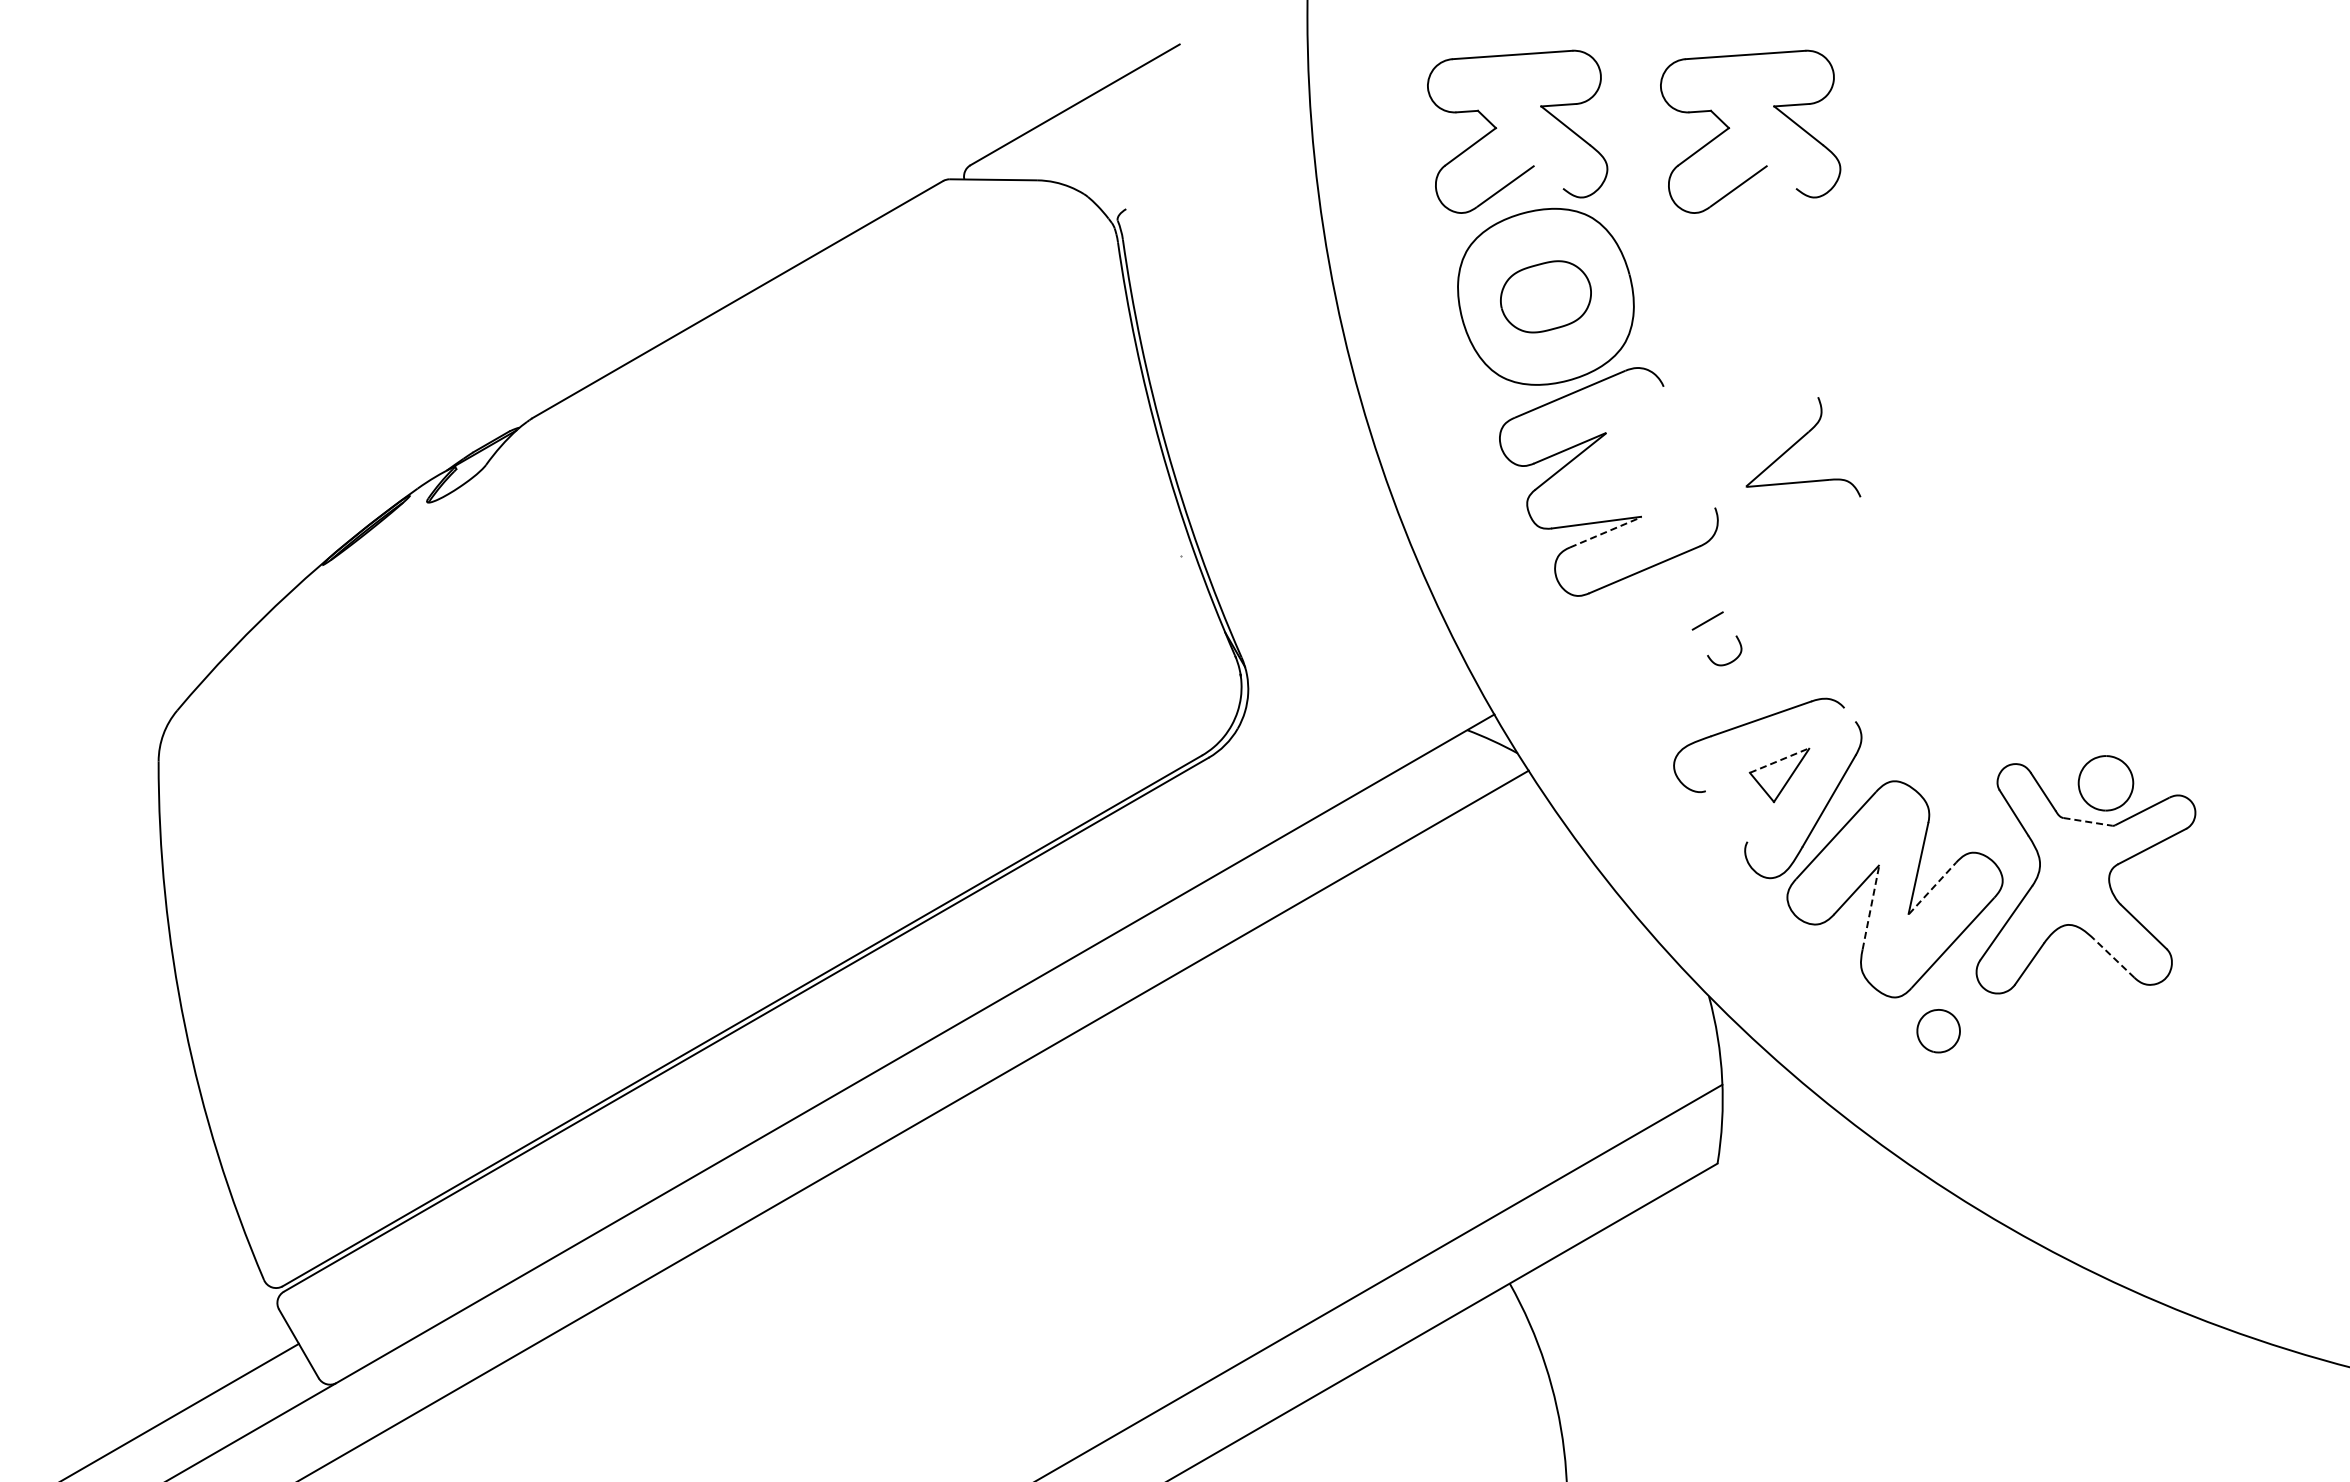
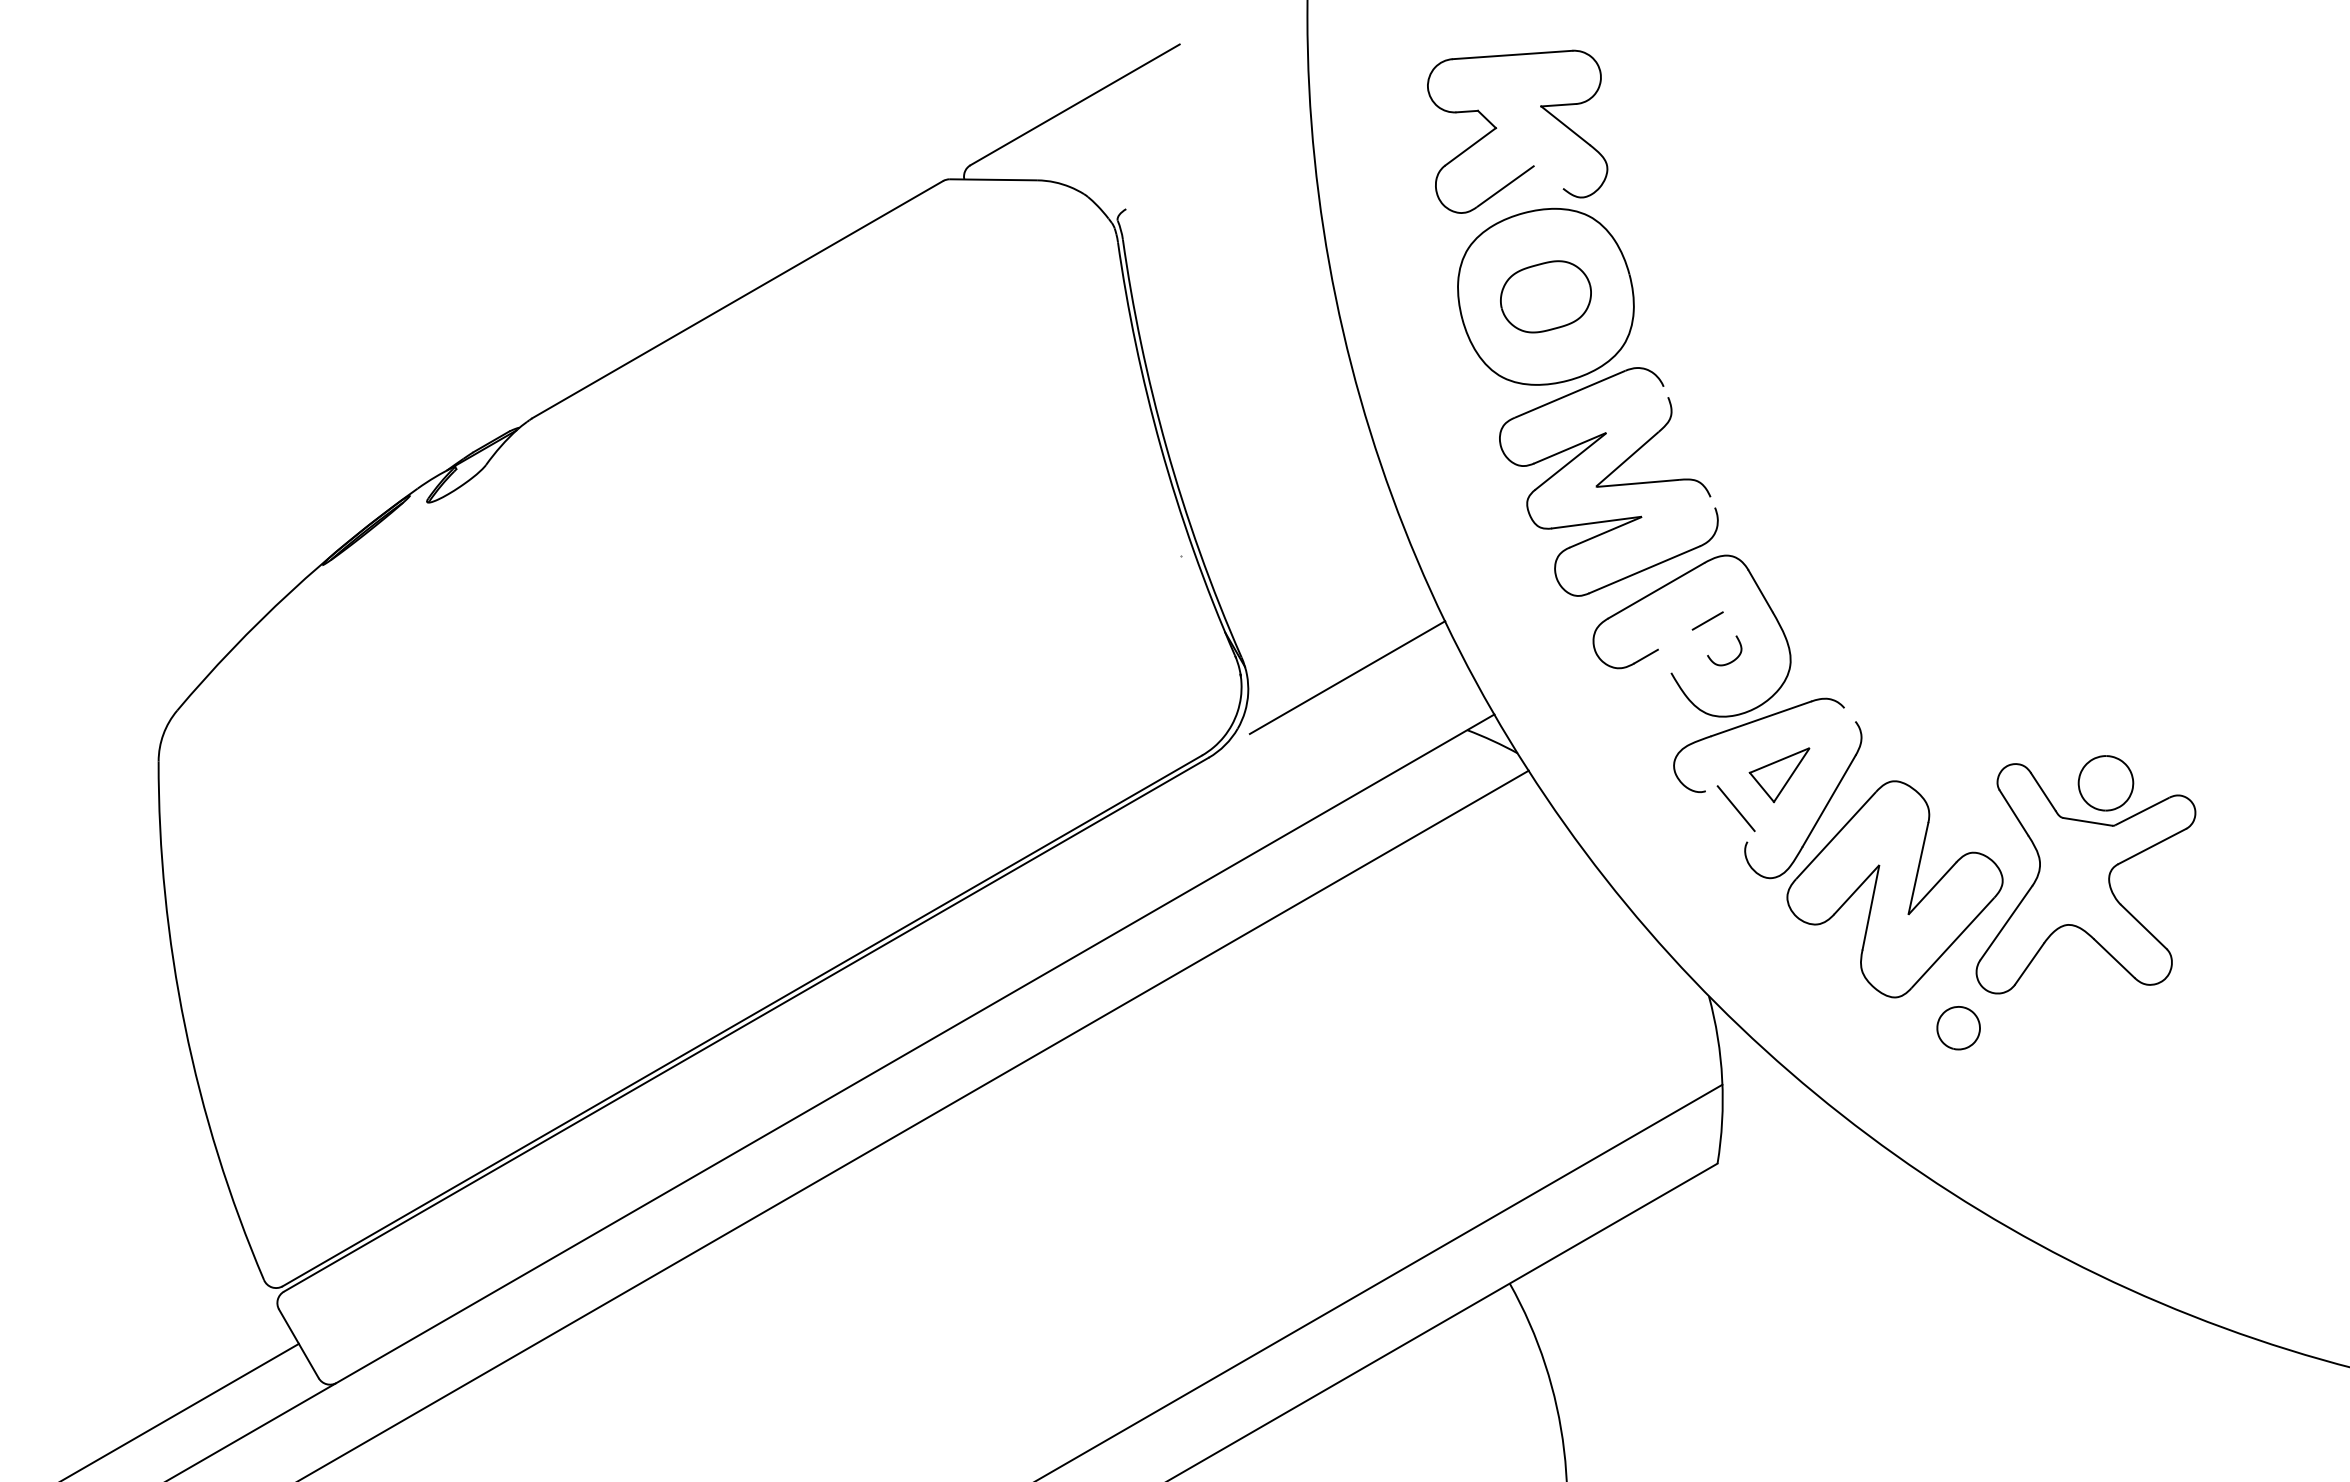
part: present -> none (1730, 128)
part position: (1798, 442) -> (1648, 442) (1648, 442)
line: dashed -> solid (1605, 532)
part: none -> present (1658, 648)
line: none -> present (1347, 677)
line: dashed -> solid (1779, 760)
line: none -> present (1735, 808)
line: dashed -> solid (2087, 821)
line: dashed -> solid (1932, 888)
line: dashed -> solid (1870, 907)
line: dashed -> solid (2114, 958)
part position: (1938, 1031) -> (1958, 1028) (1958, 1028)
